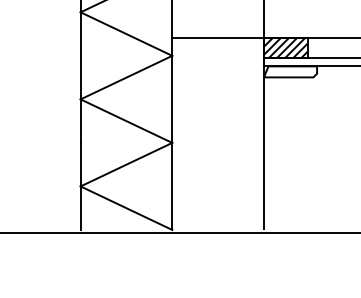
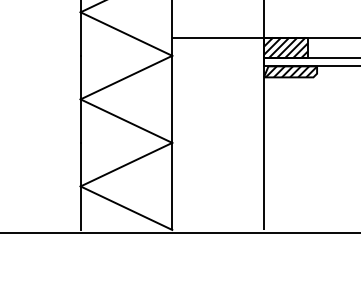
hatch: none -> present (291, 71)
